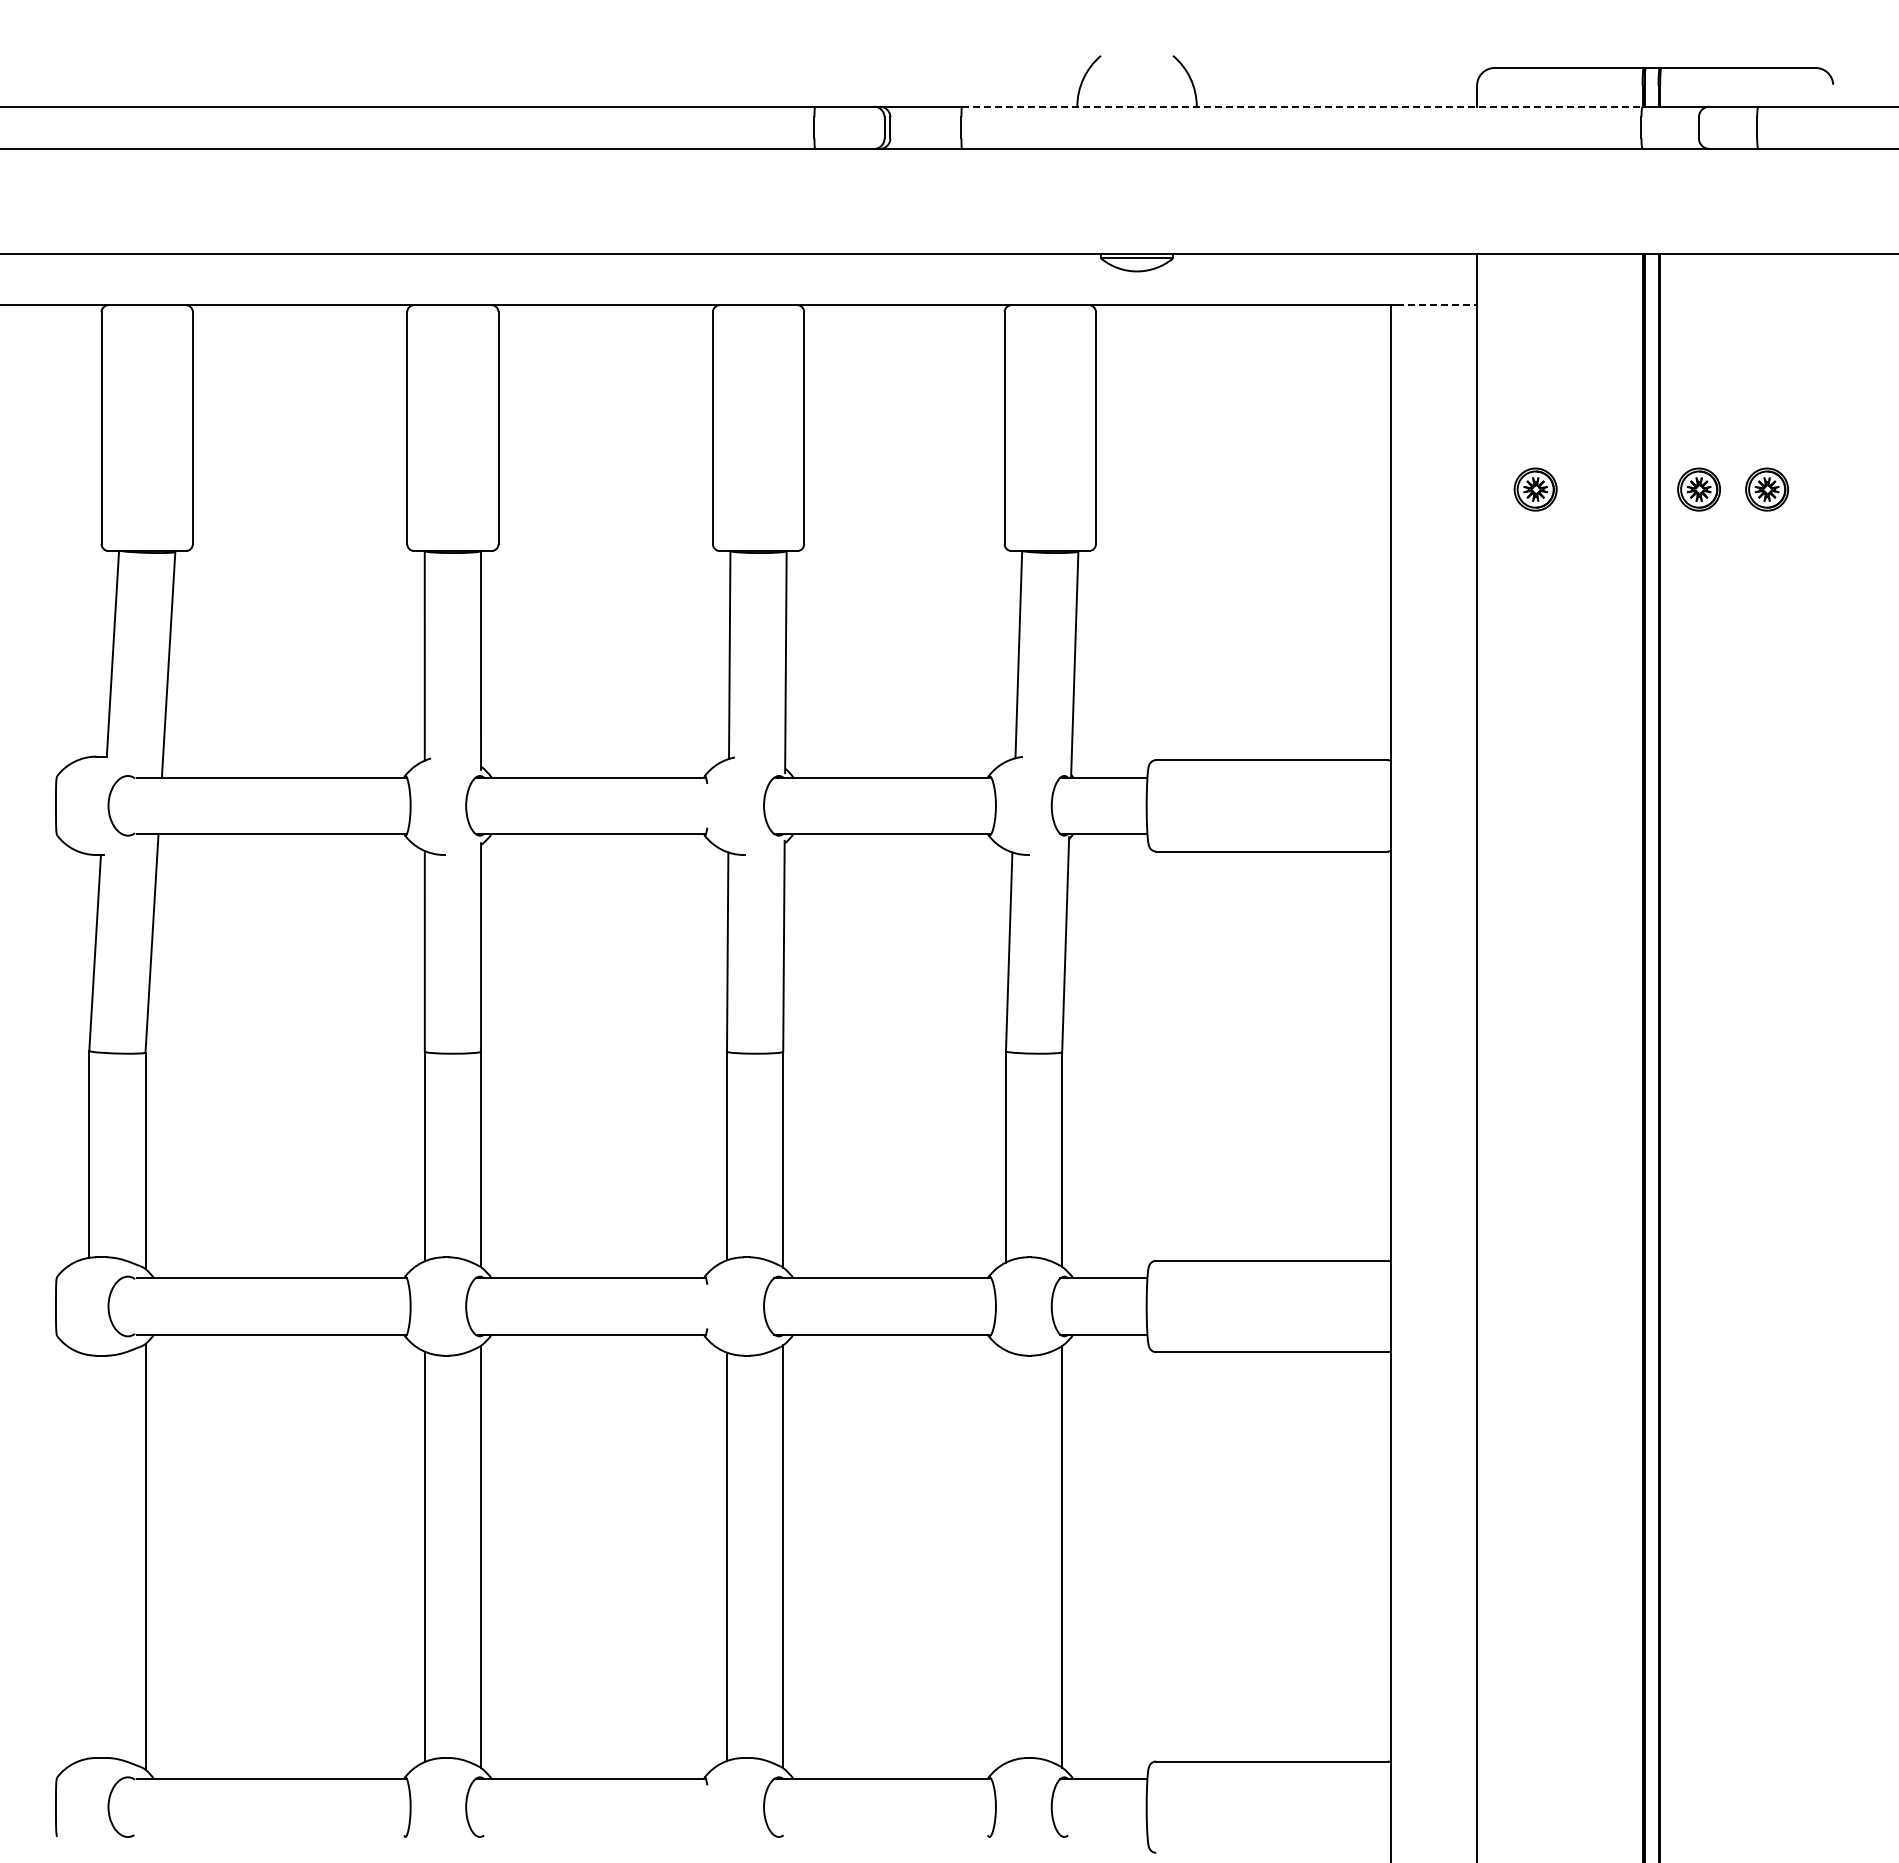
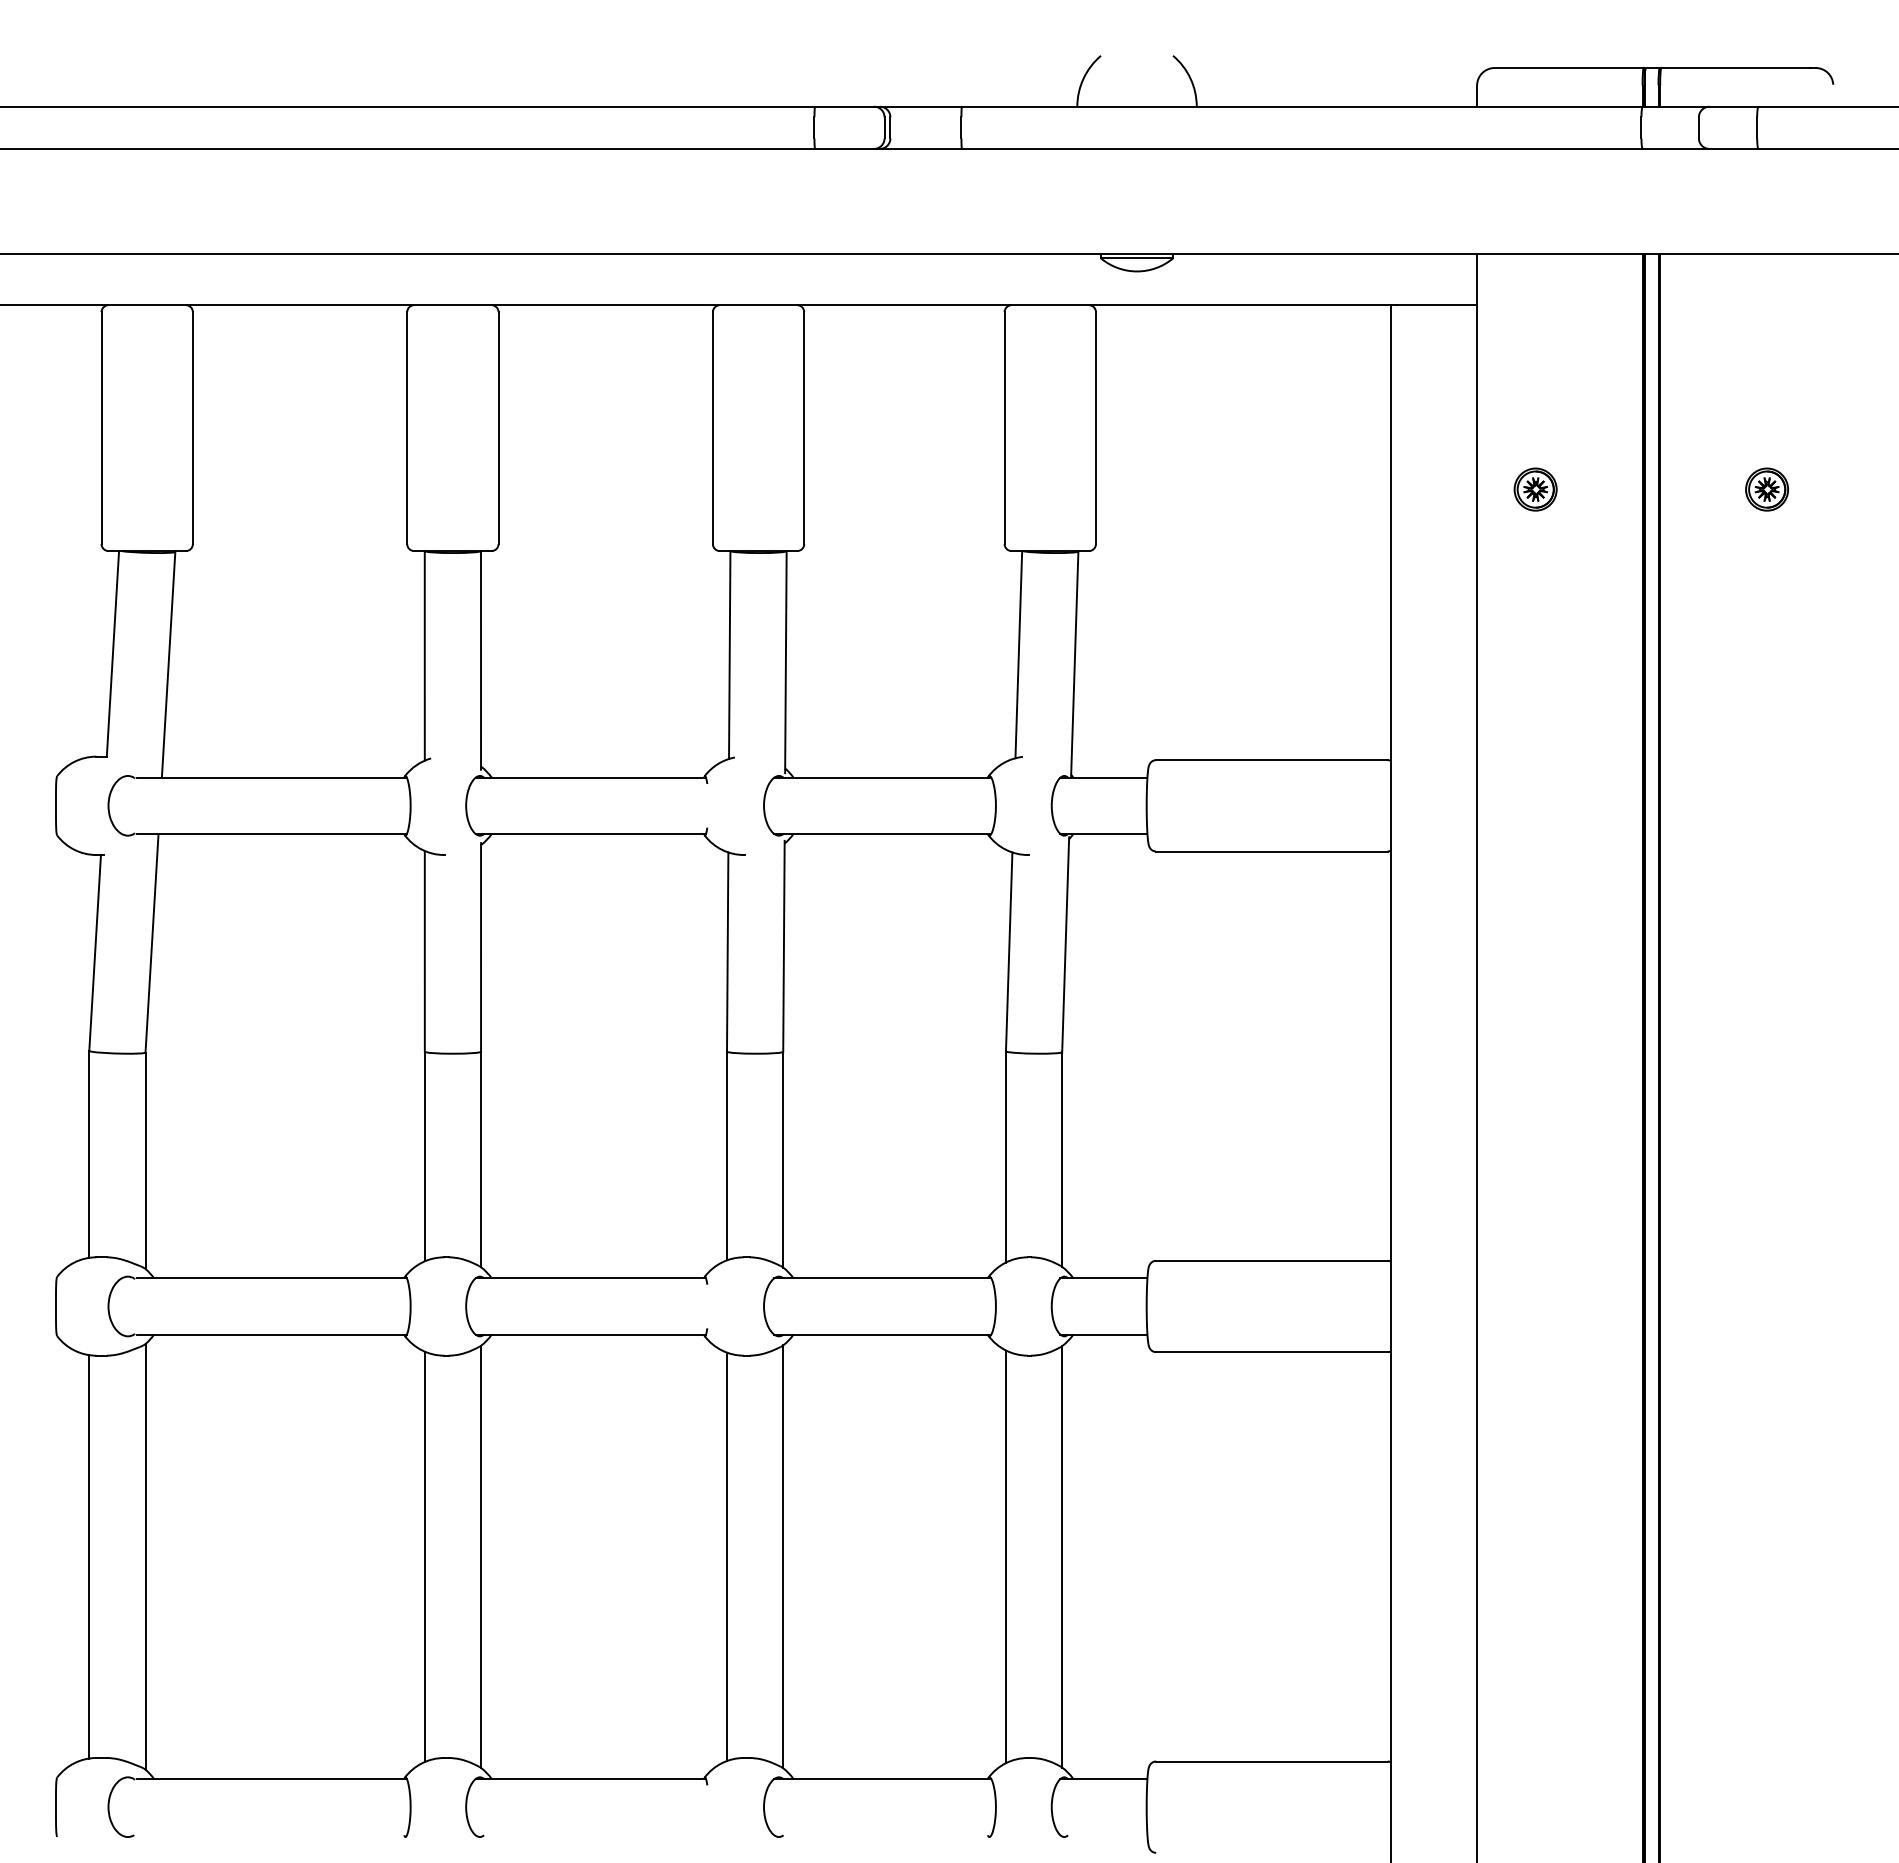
line: dashed -> solid (1302, 106)
line: dashed -> solid (1437, 305)
part: present -> none (1698, 489)
line: none -> present (89, 1556)
line: none -> present (1005, 1556)
